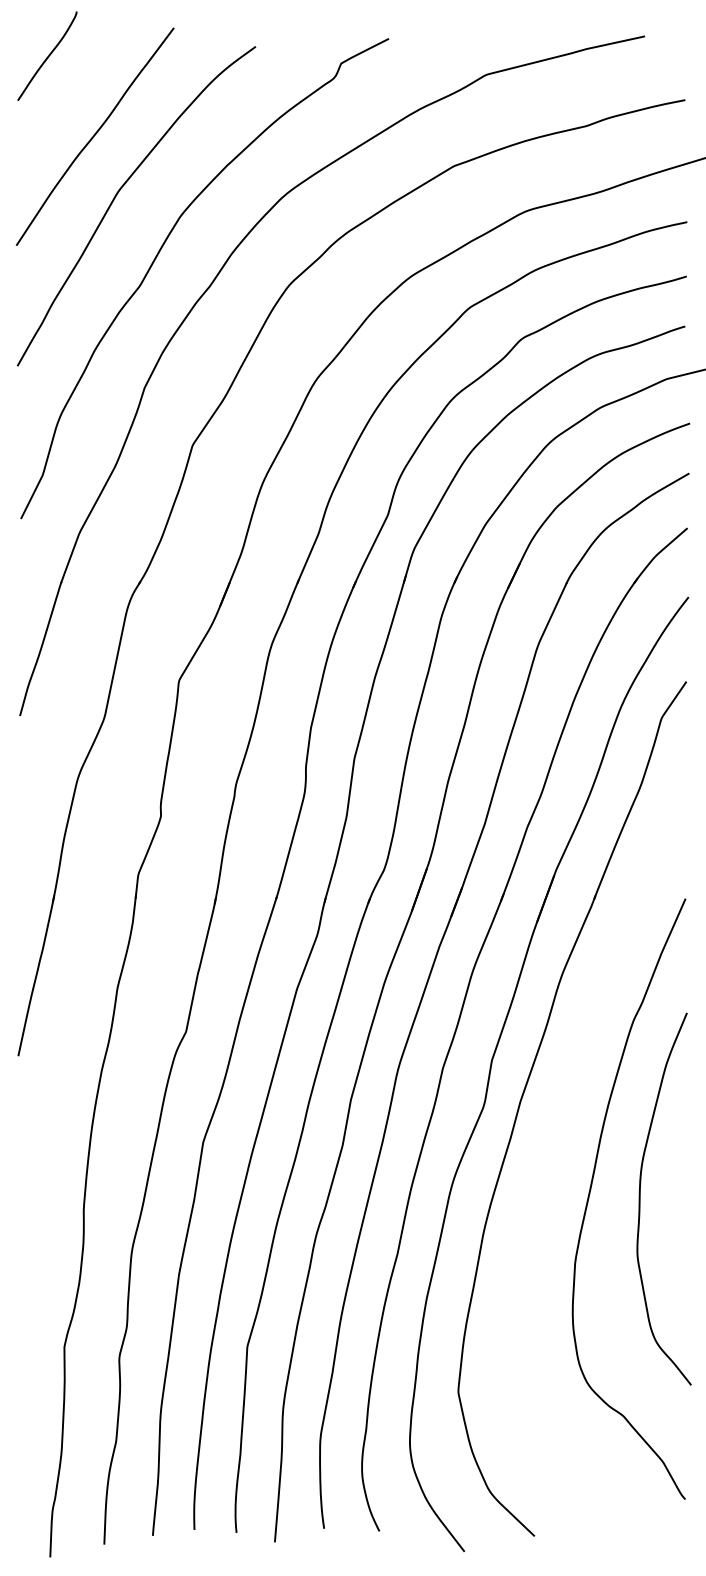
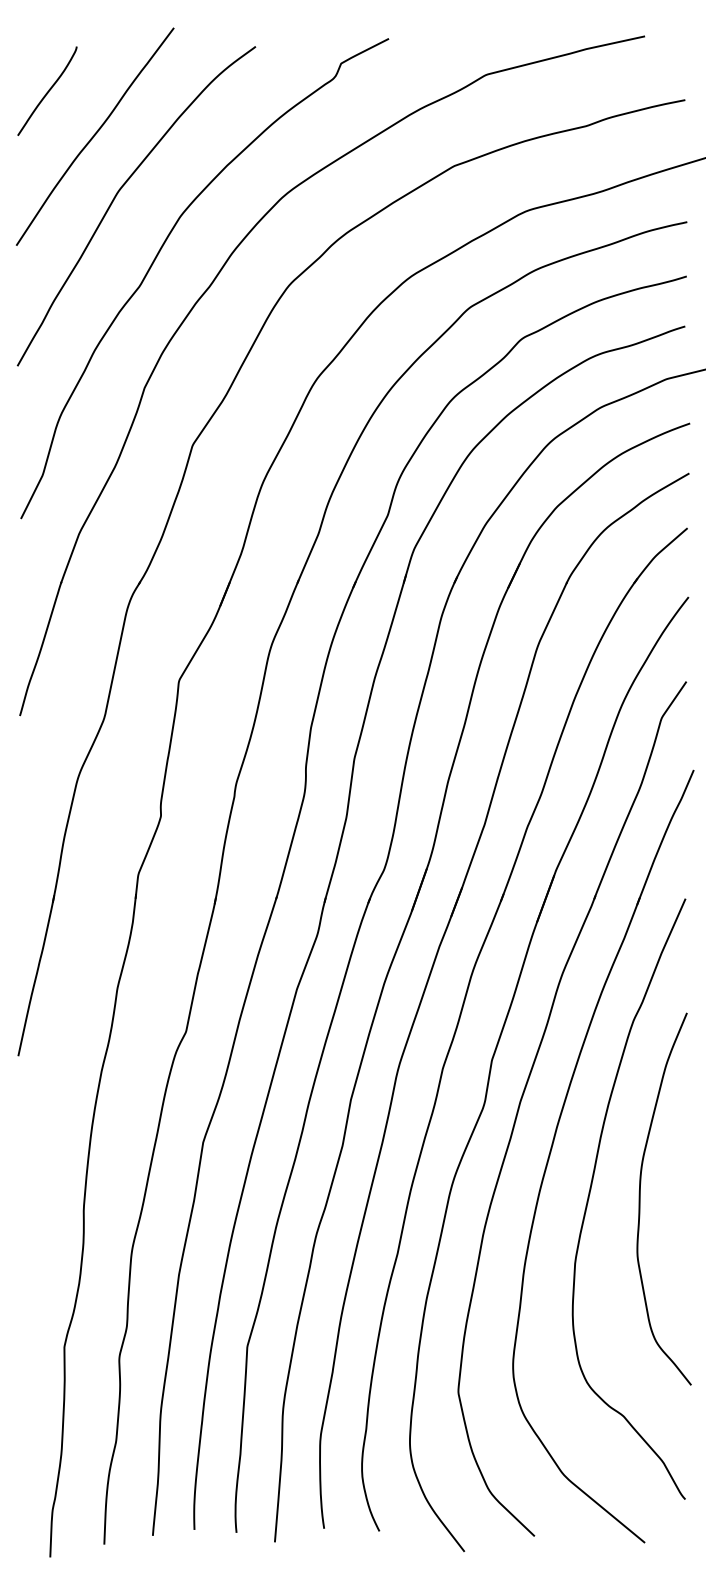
curve position: (48, 55) -> (48, 90) (48, 90)
part: none -> present (553, 1145)
